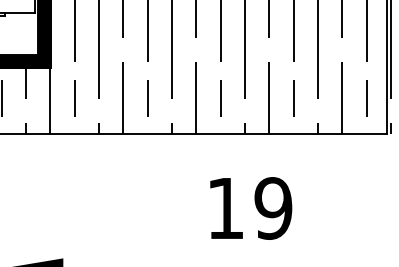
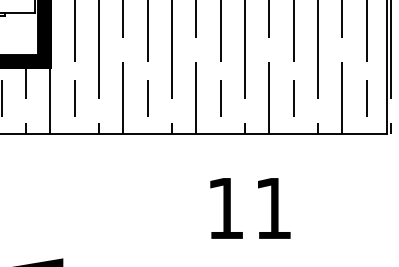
text: 19 -> 11 (273, 208)
